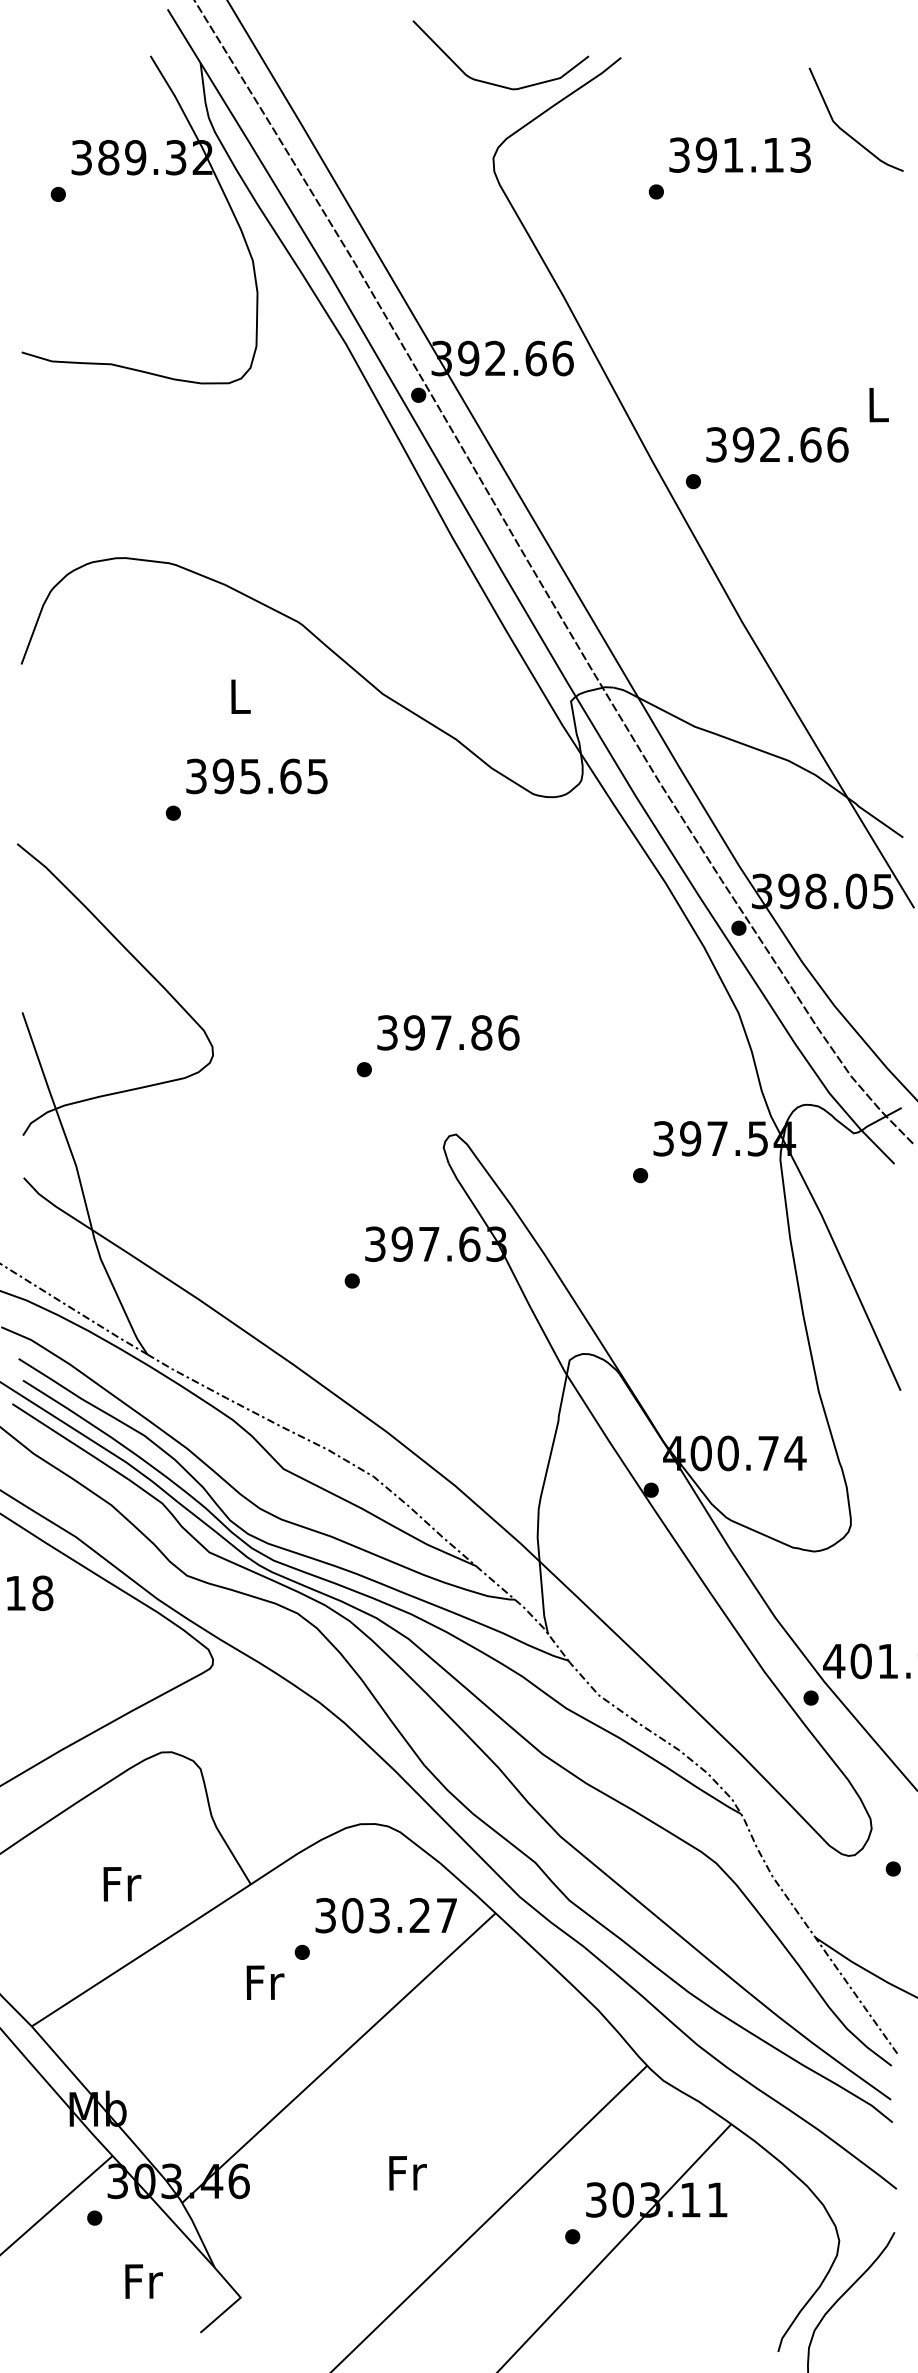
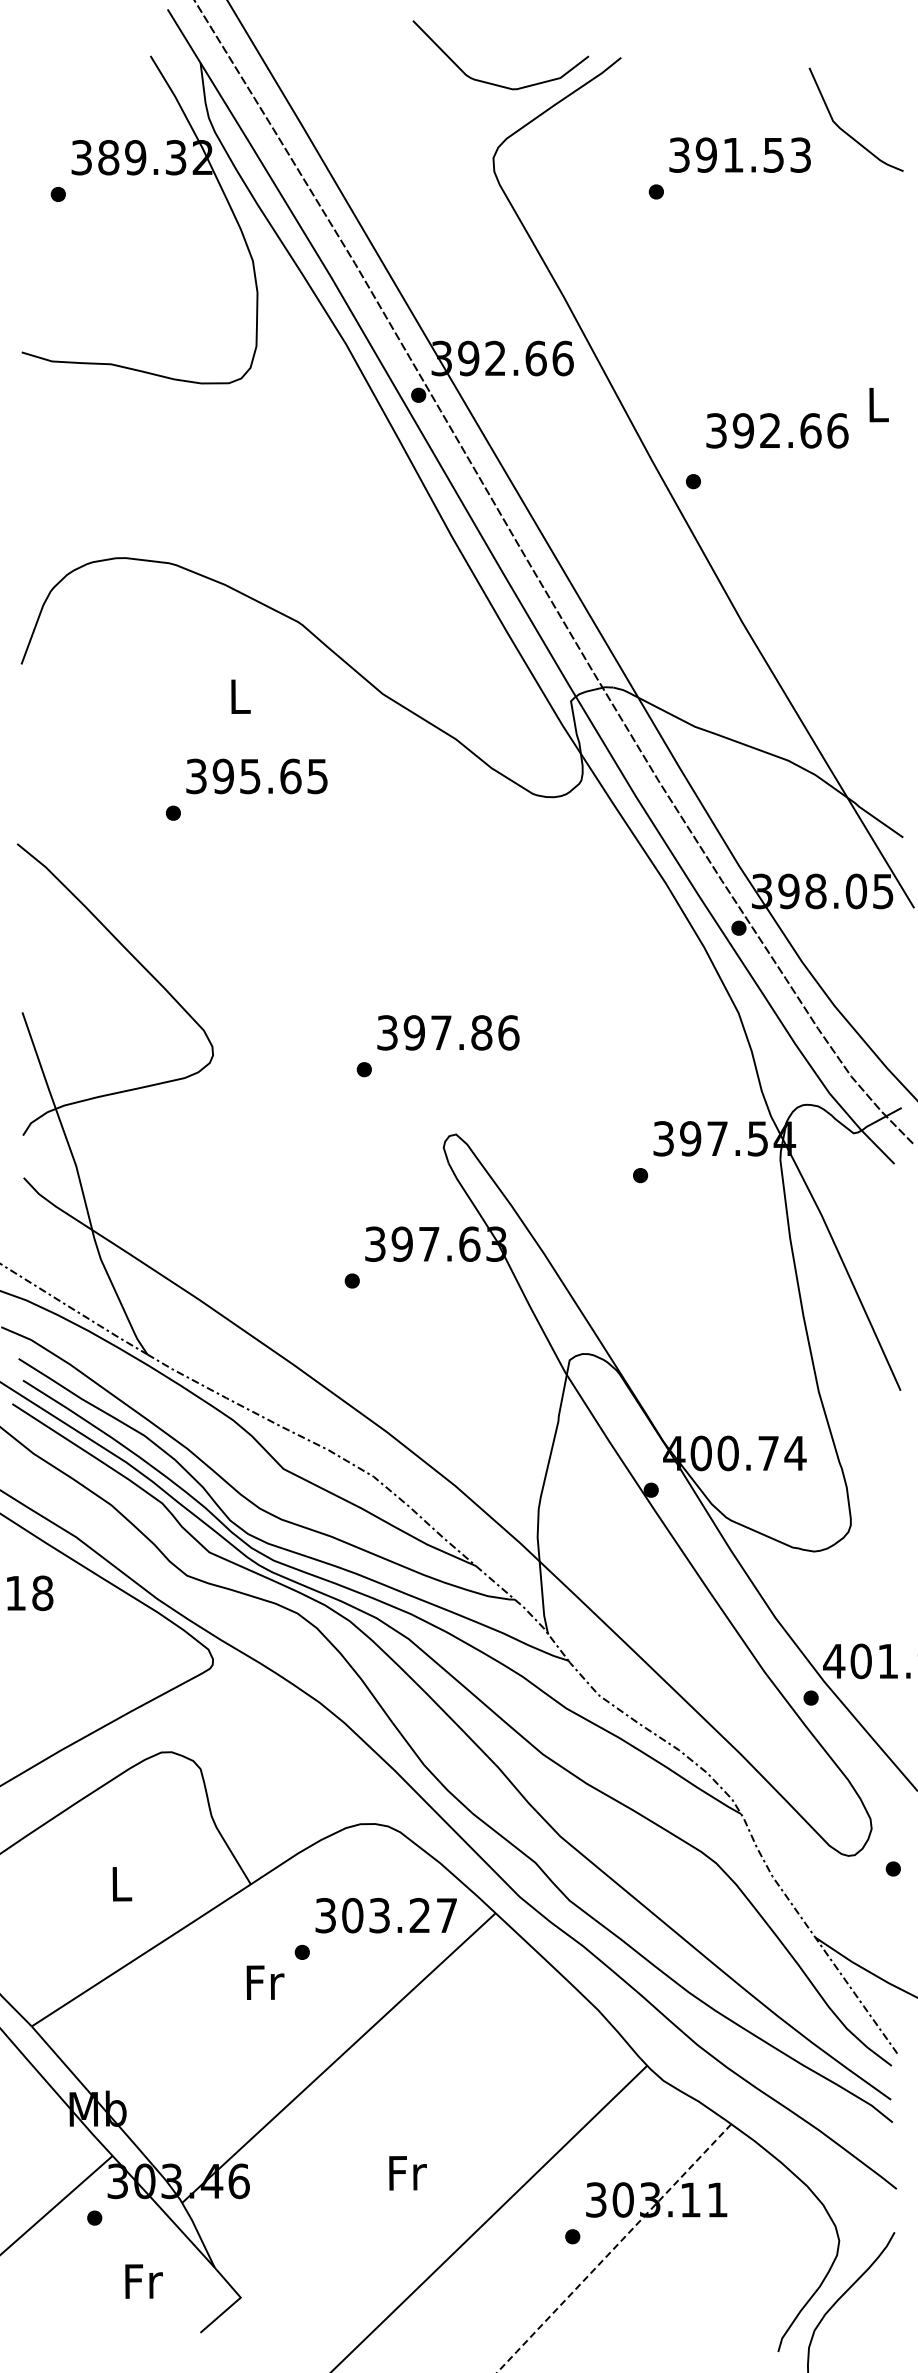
text: 391.13 -> 391.53 (773, 155)
text position: (777, 444) -> (777, 430) (777, 430)
text: Fr -> L (122, 1884)
line: solid -> dashed (613, 2249)
